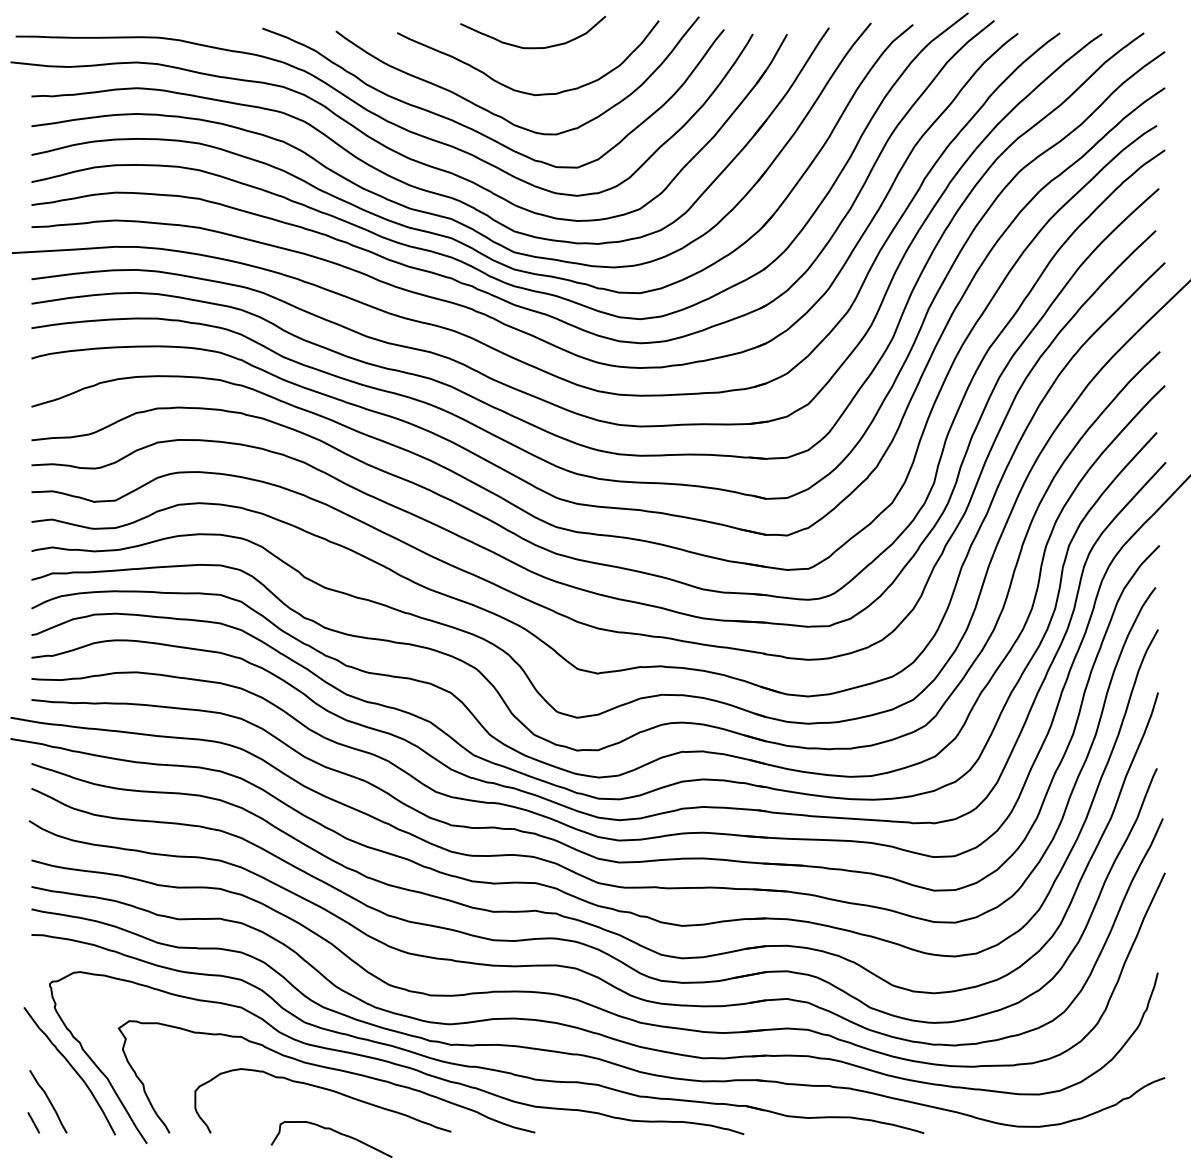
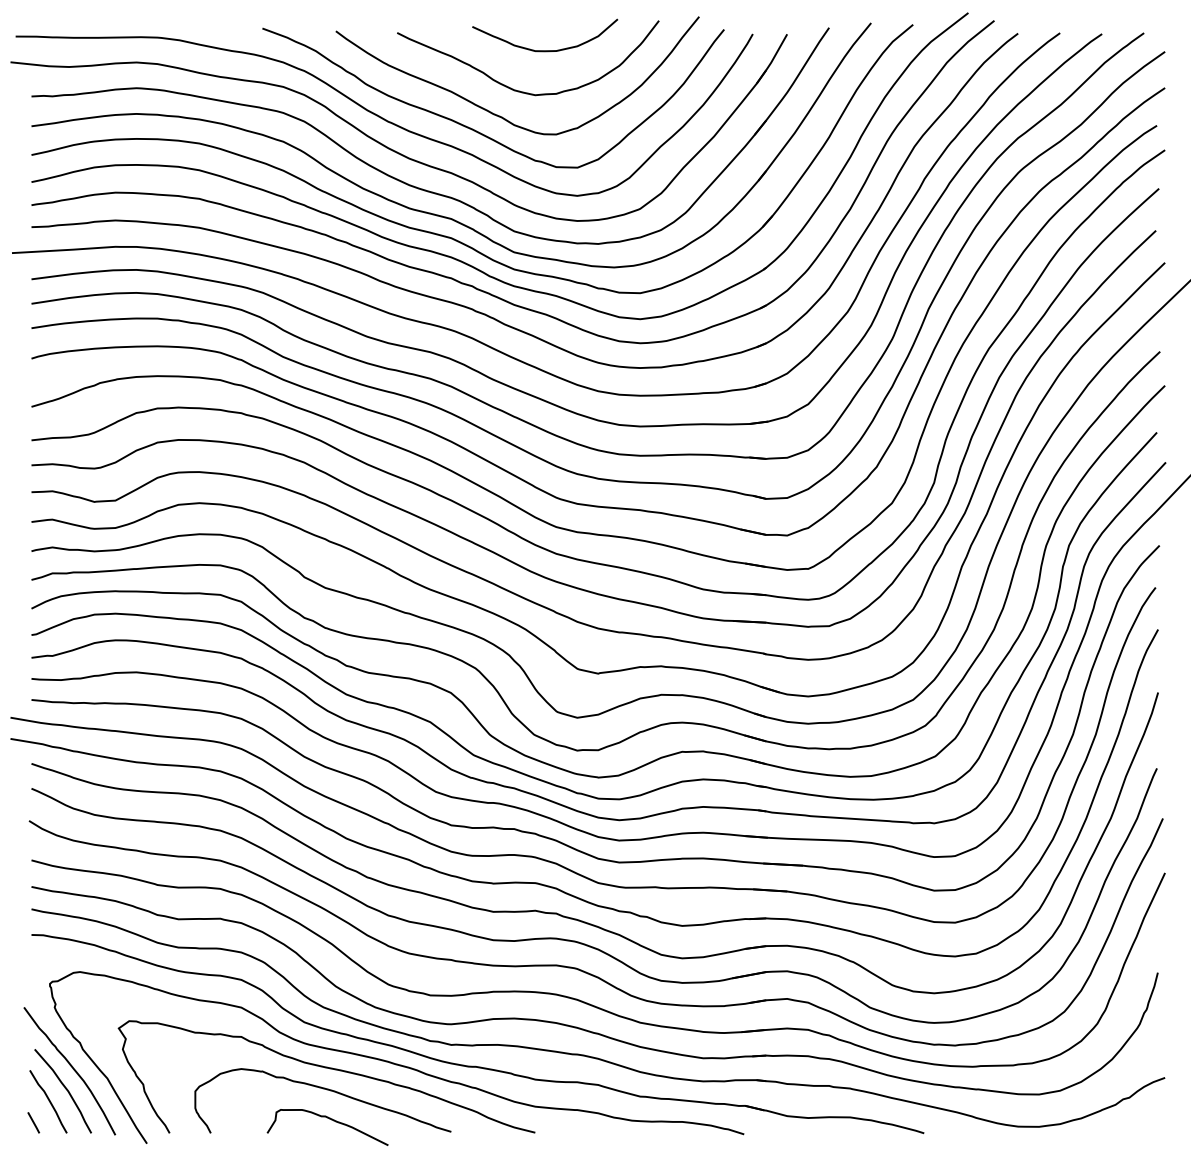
curve position: (533, 47) -> (545, 50) (545, 50)
curve: none -> present (64, 1088)
curve position: (335, 1132) -> (331, 1120) (331, 1120)
